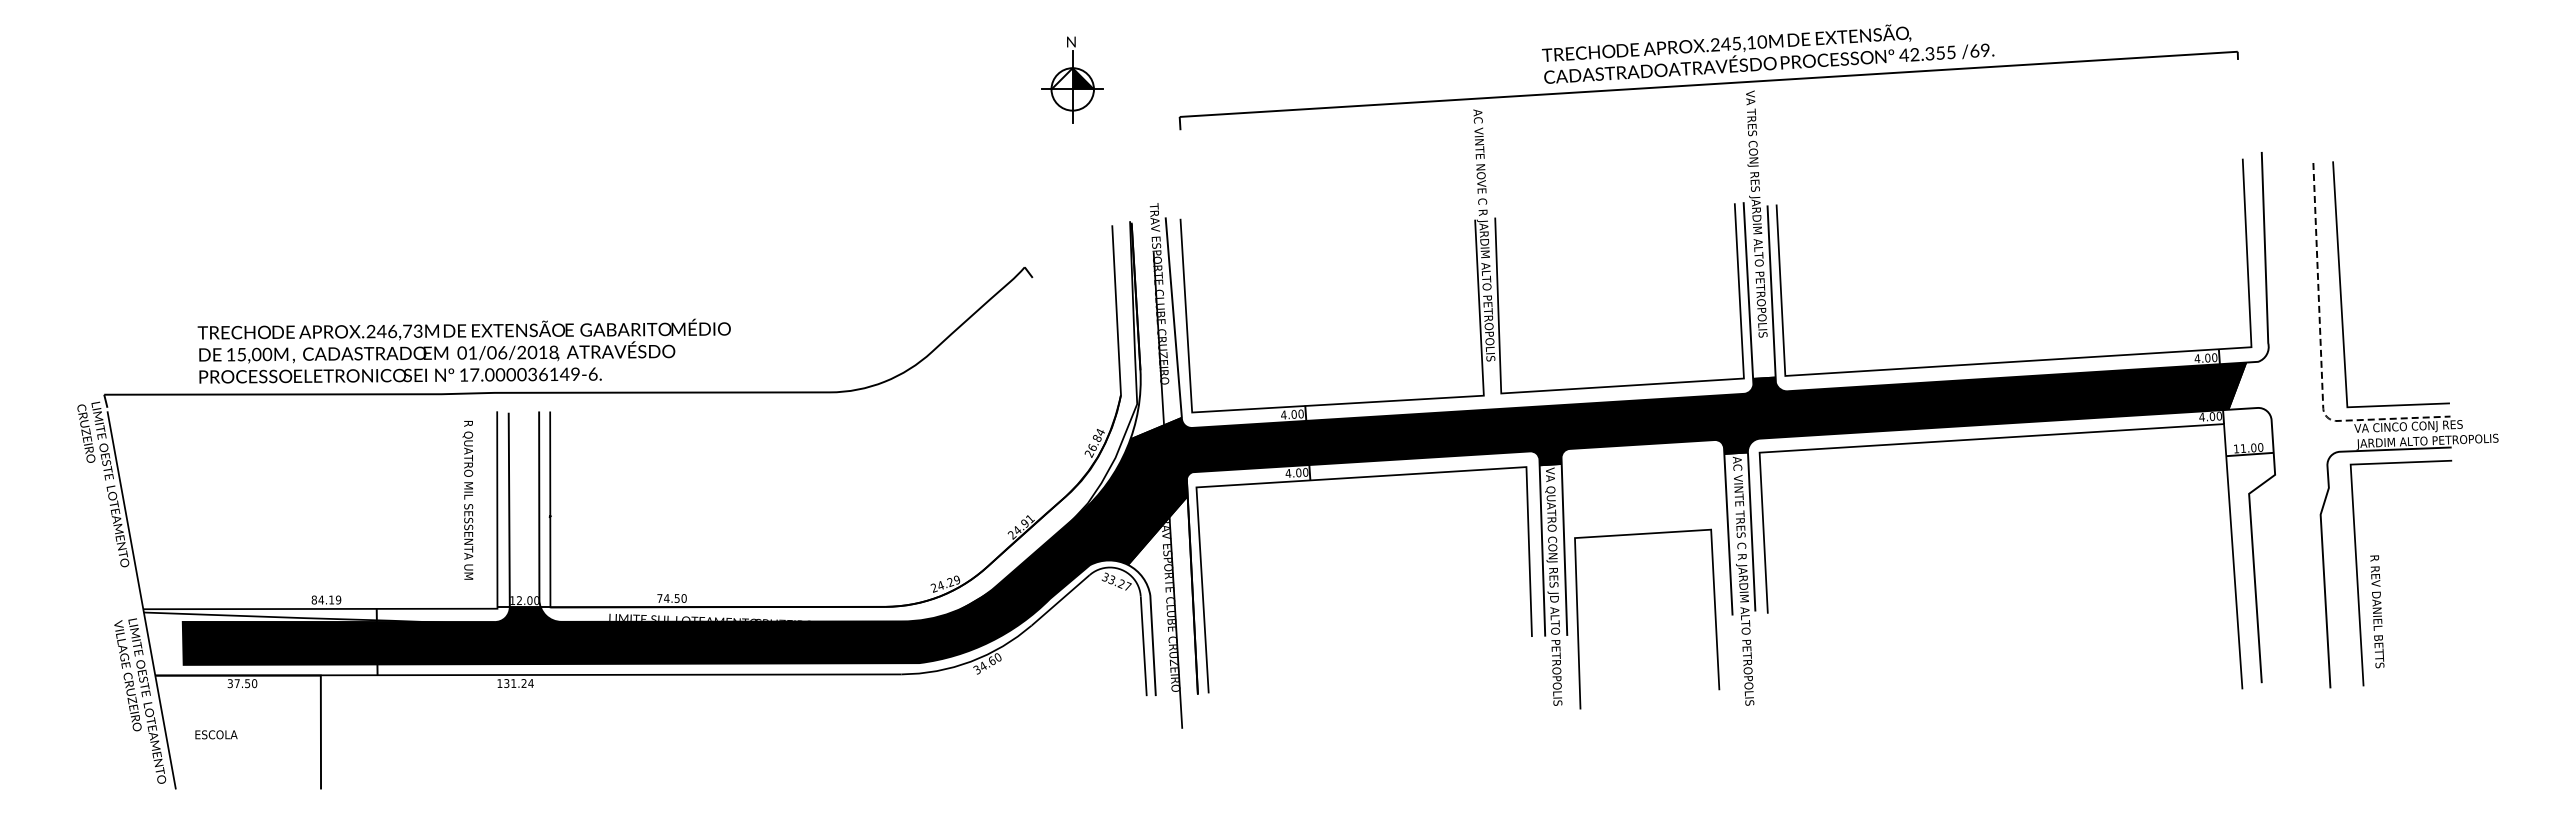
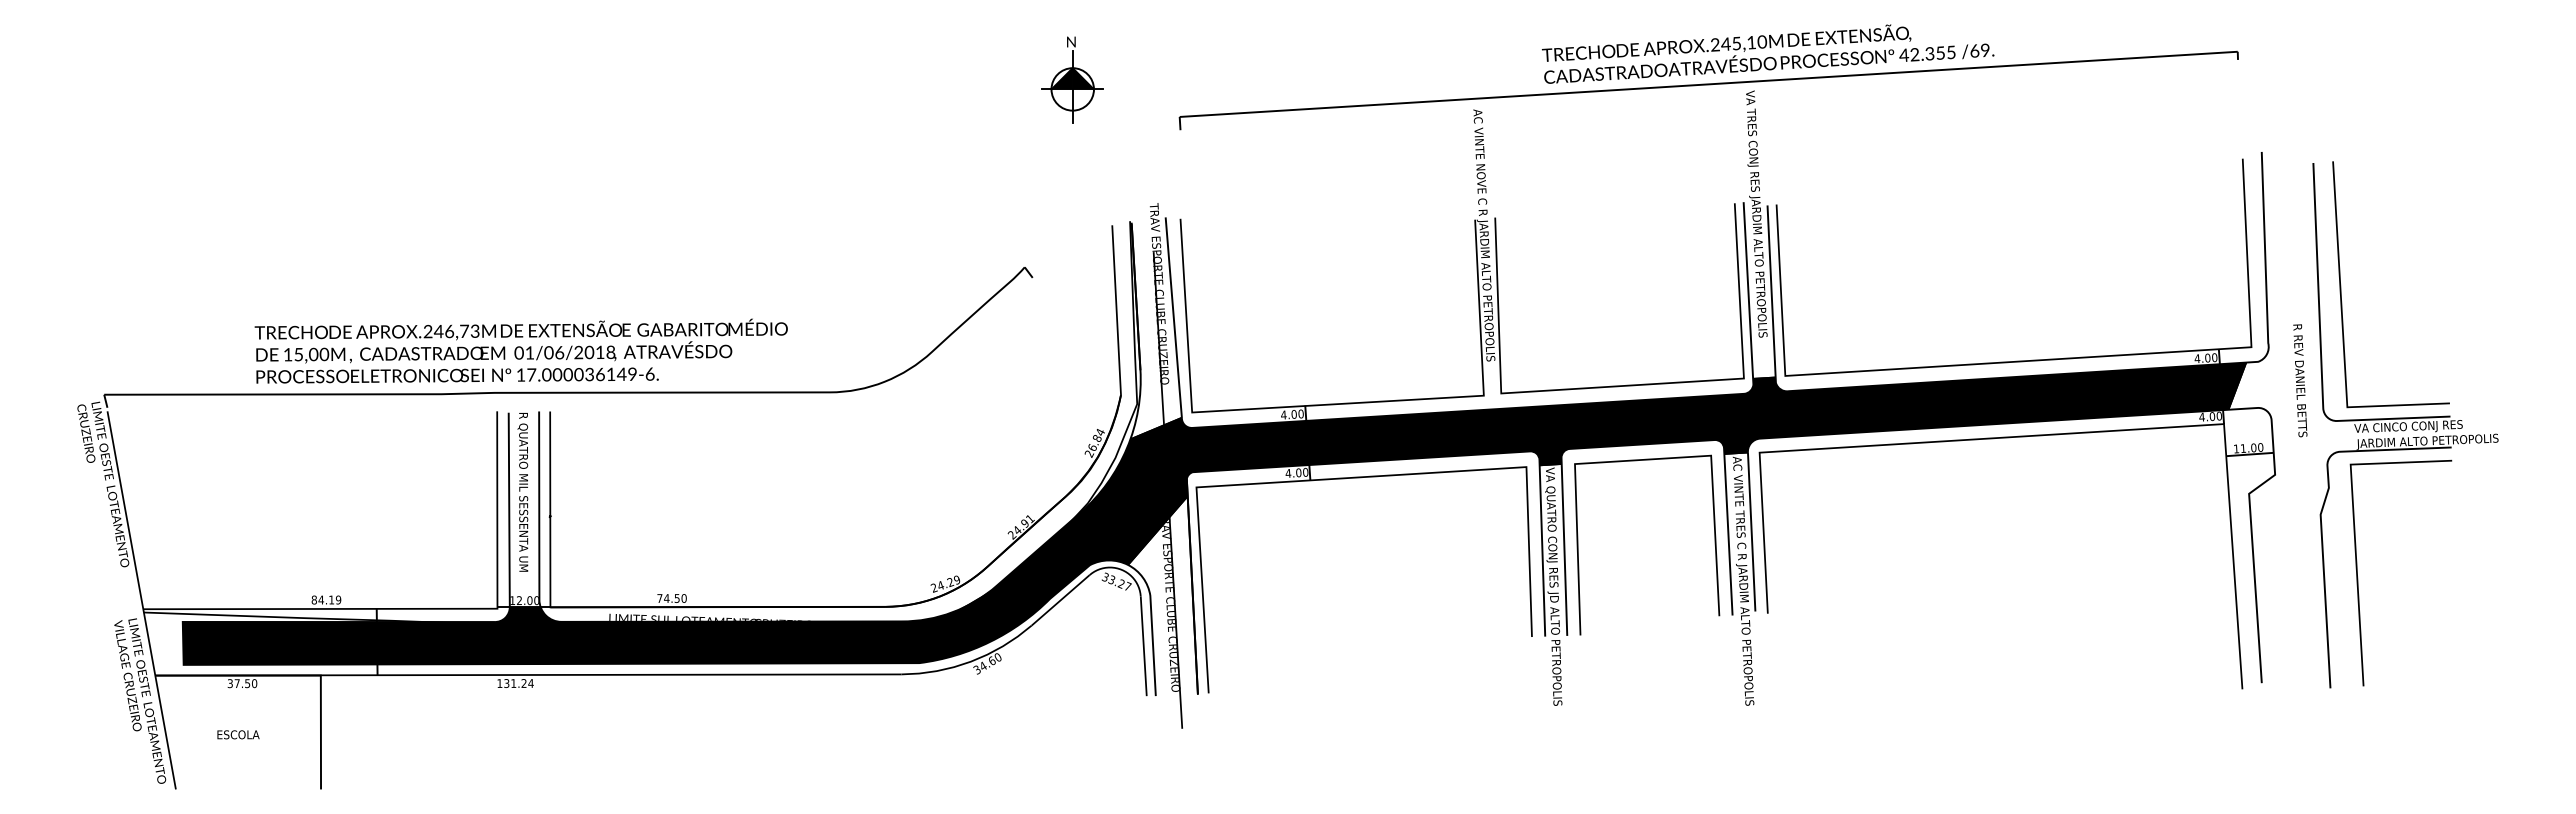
fill: none -> present (1061, 78)
text position: (463, 350) -> (520, 350) (520, 350)
line: dashed -> solid (2321, 357)
text position: (467, 500) -> (522, 492) (522, 492)
text position: (2377, 611) -> (2300, 380) (2300, 380)
line position: (1714, 618) -> (1714, 544) (1714, 544)
text position: (216, 734) -> (238, 734) (238, 734)
